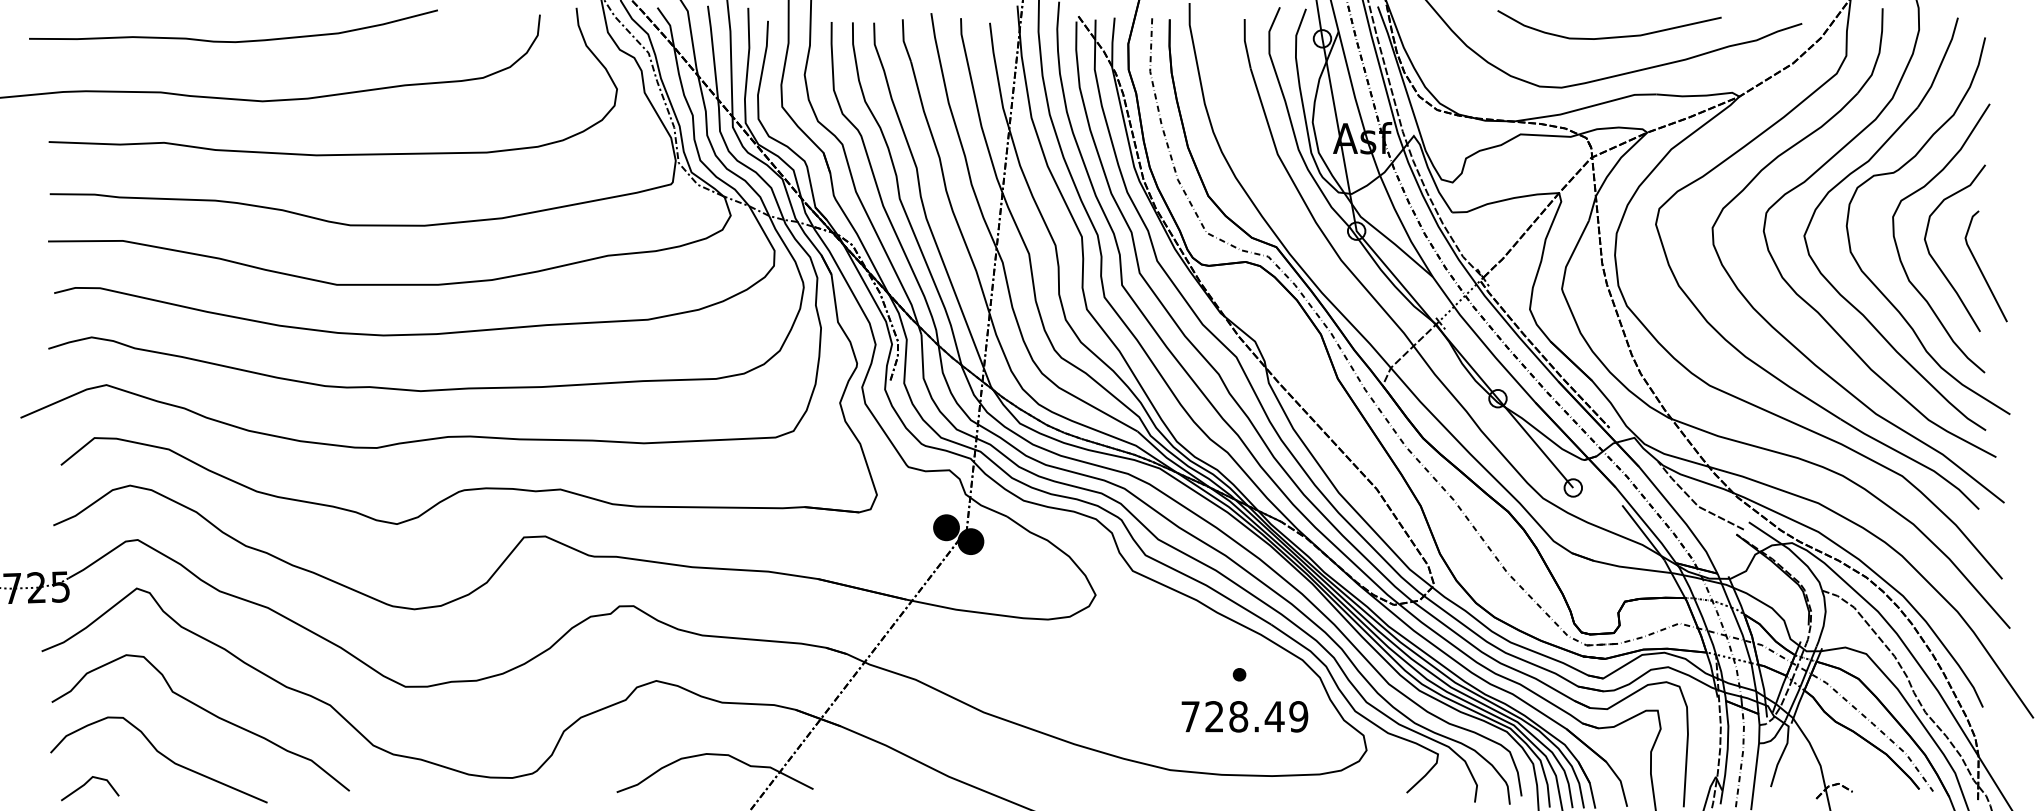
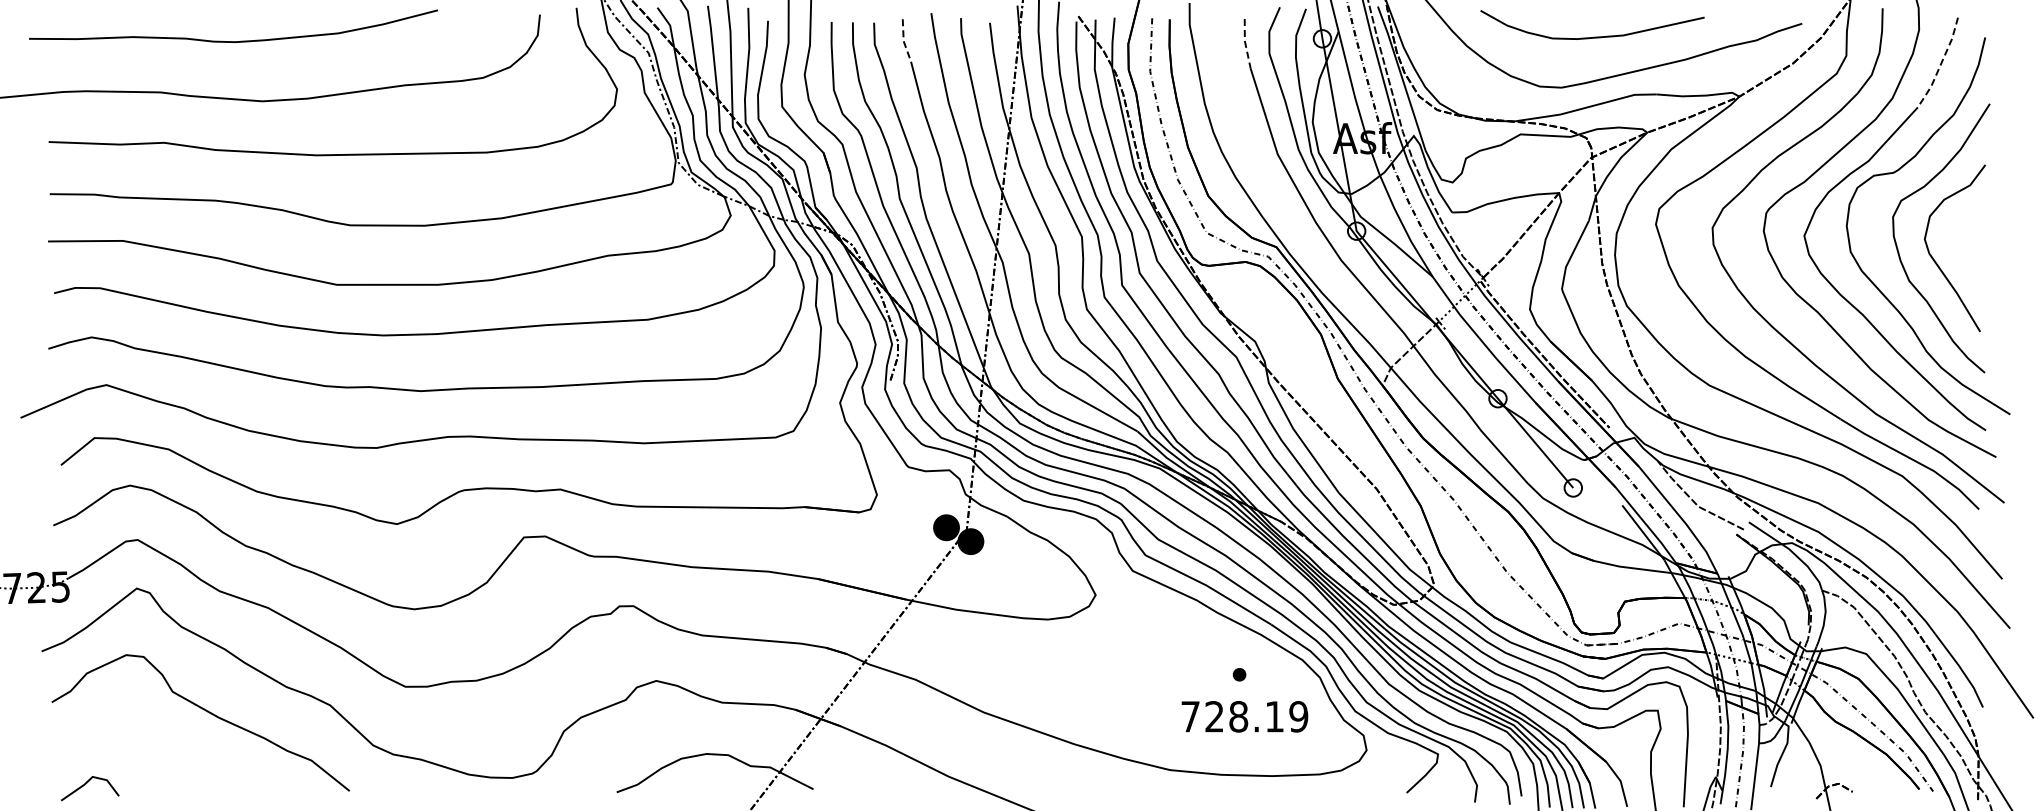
curve position: (1610, 36) -> (1593, 36) (1593, 36)
line: solid -> dashed (903, 41)
line: solid -> dashed (1245, 43)
line: solid -> dashed (1941, 64)
line: present -> none (1981, 269)
text: 728.49 -> 728.19 (1274, 716)
curve: present -> none (161, 755)
